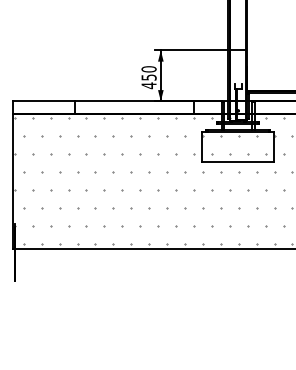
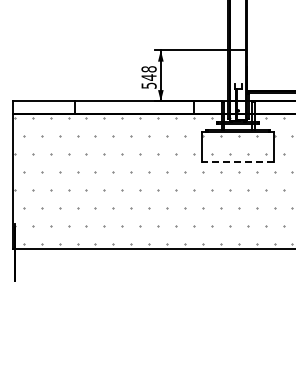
text: 450 -> 548 (148, 77)
line: solid -> dashed (237, 161)
